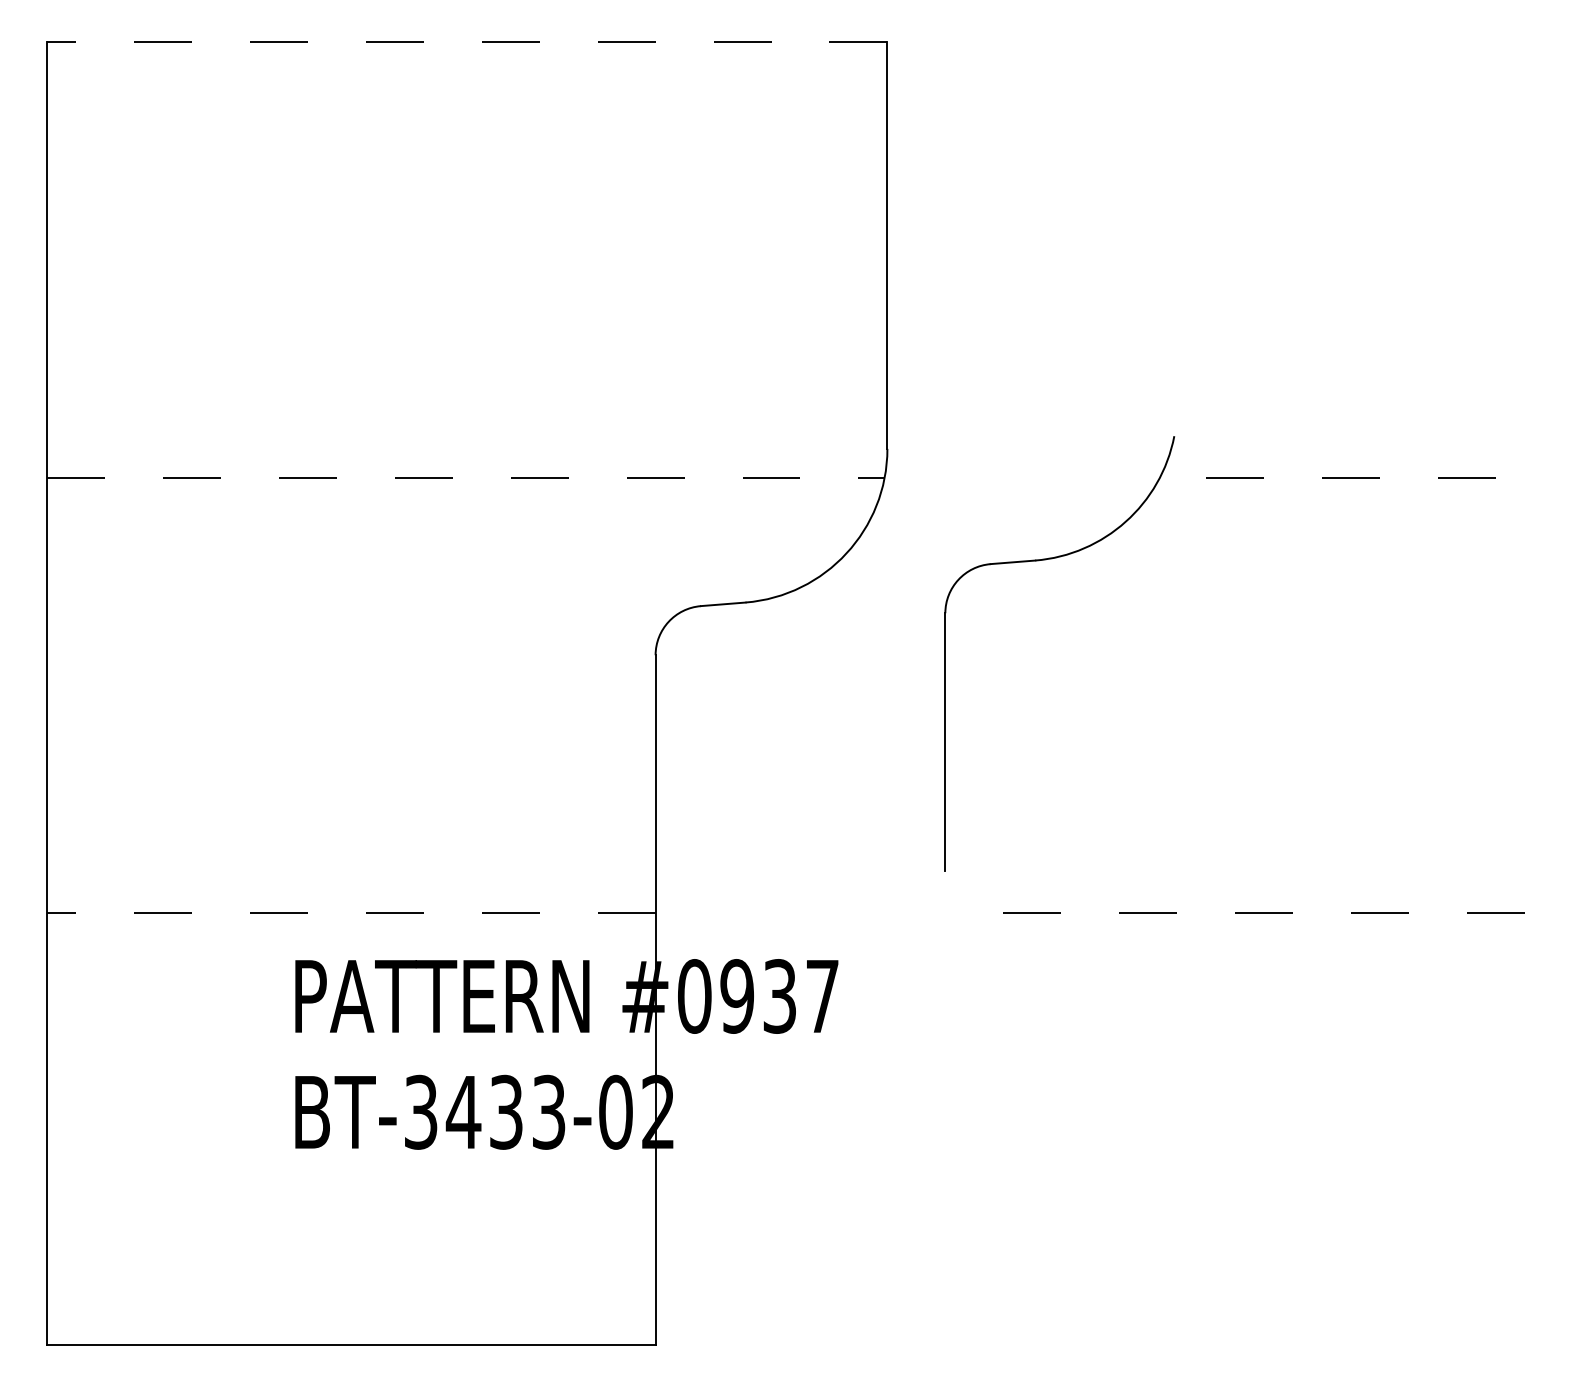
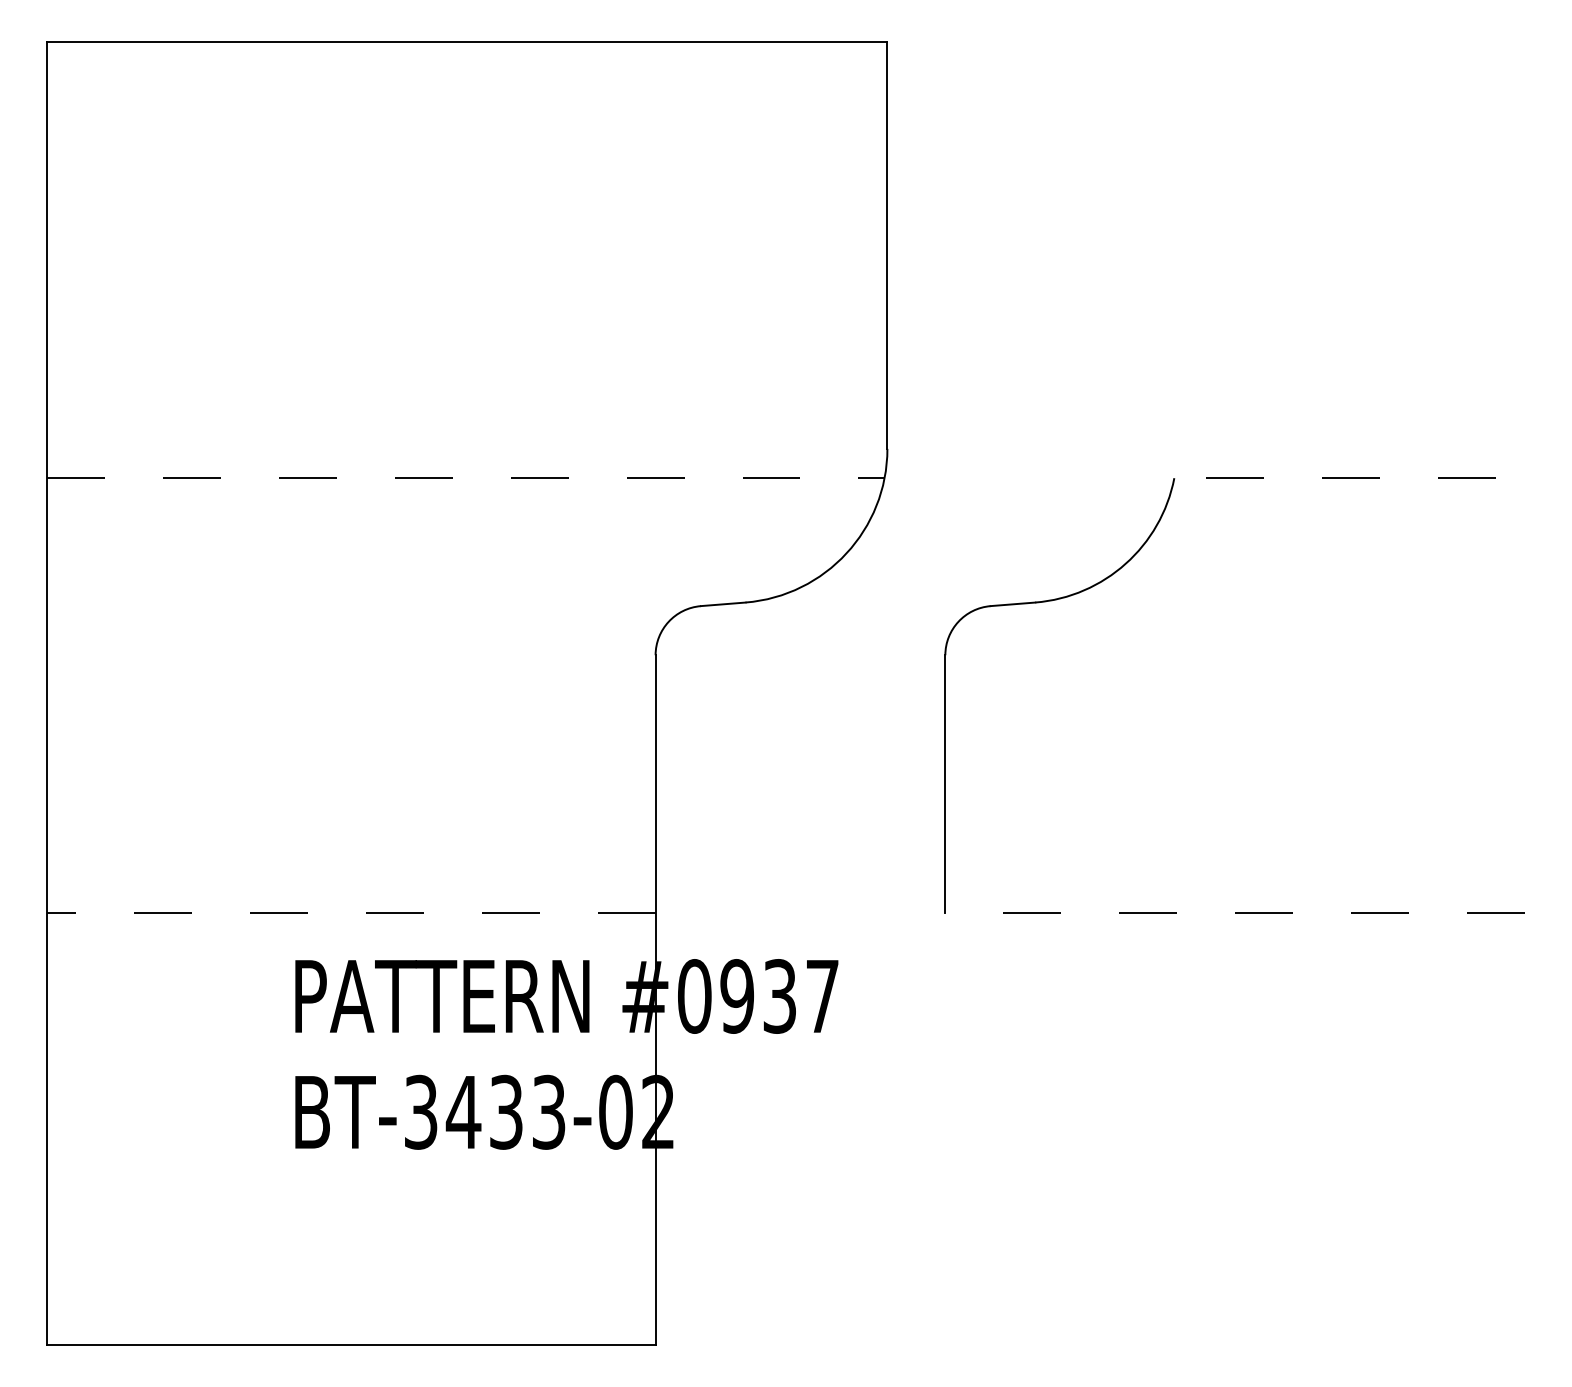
line: dashed -> solid (466, 41)
part position: (1046, 560) -> (1046, 602) (1046, 602)
